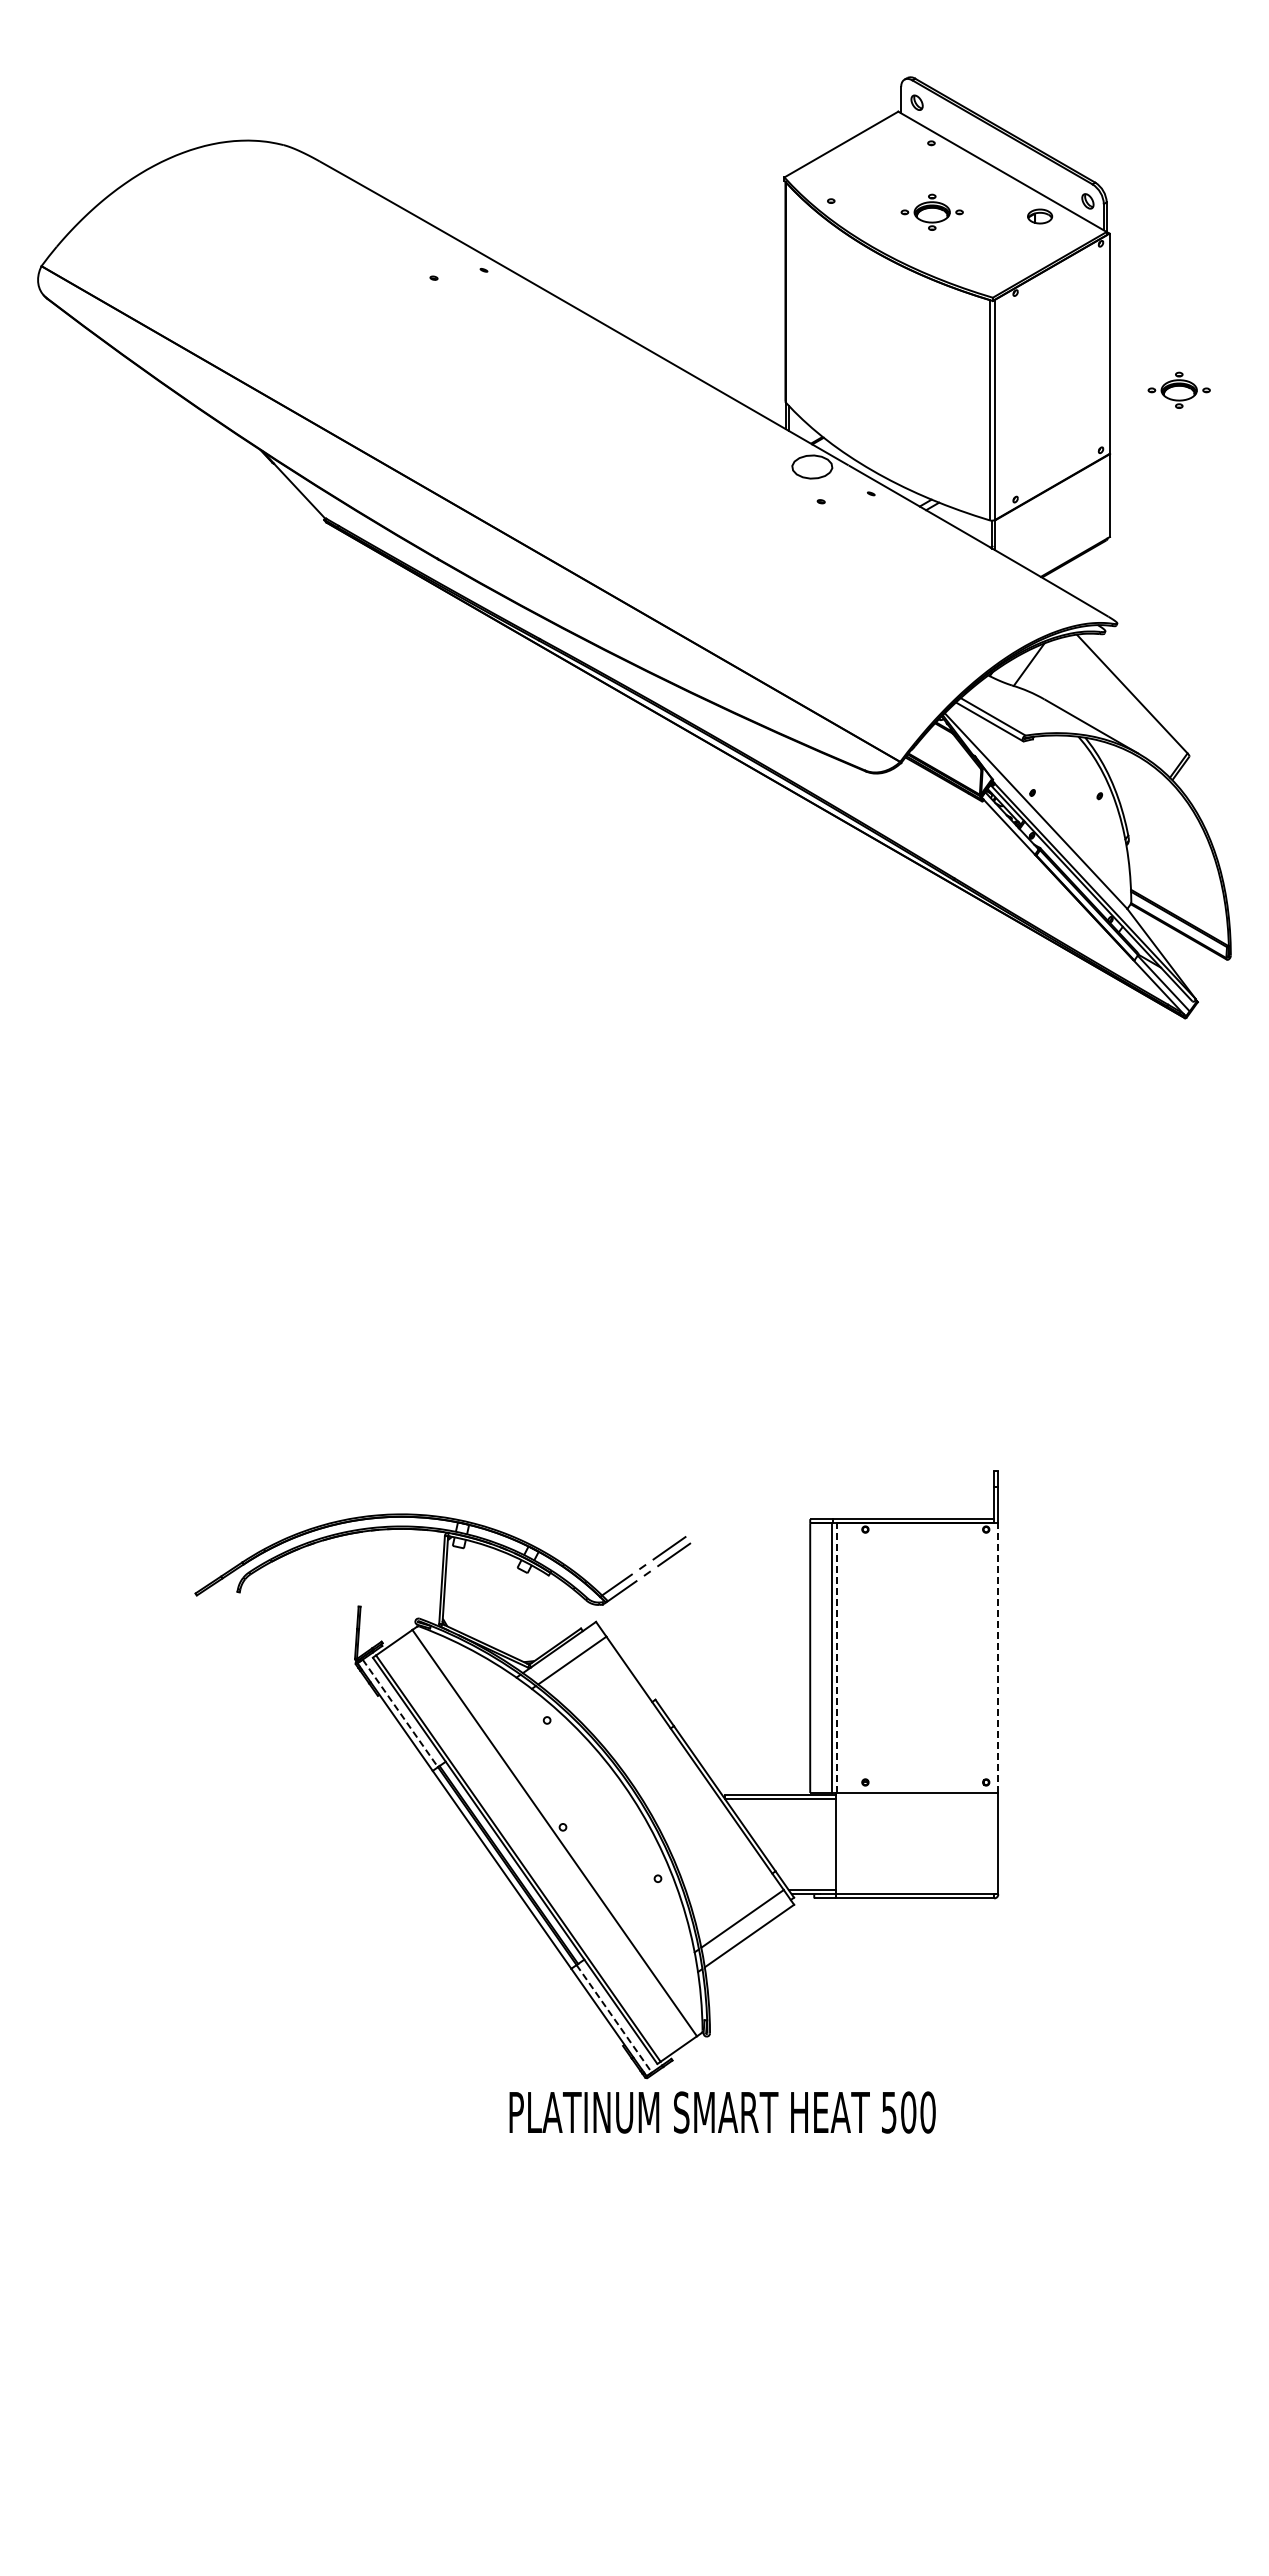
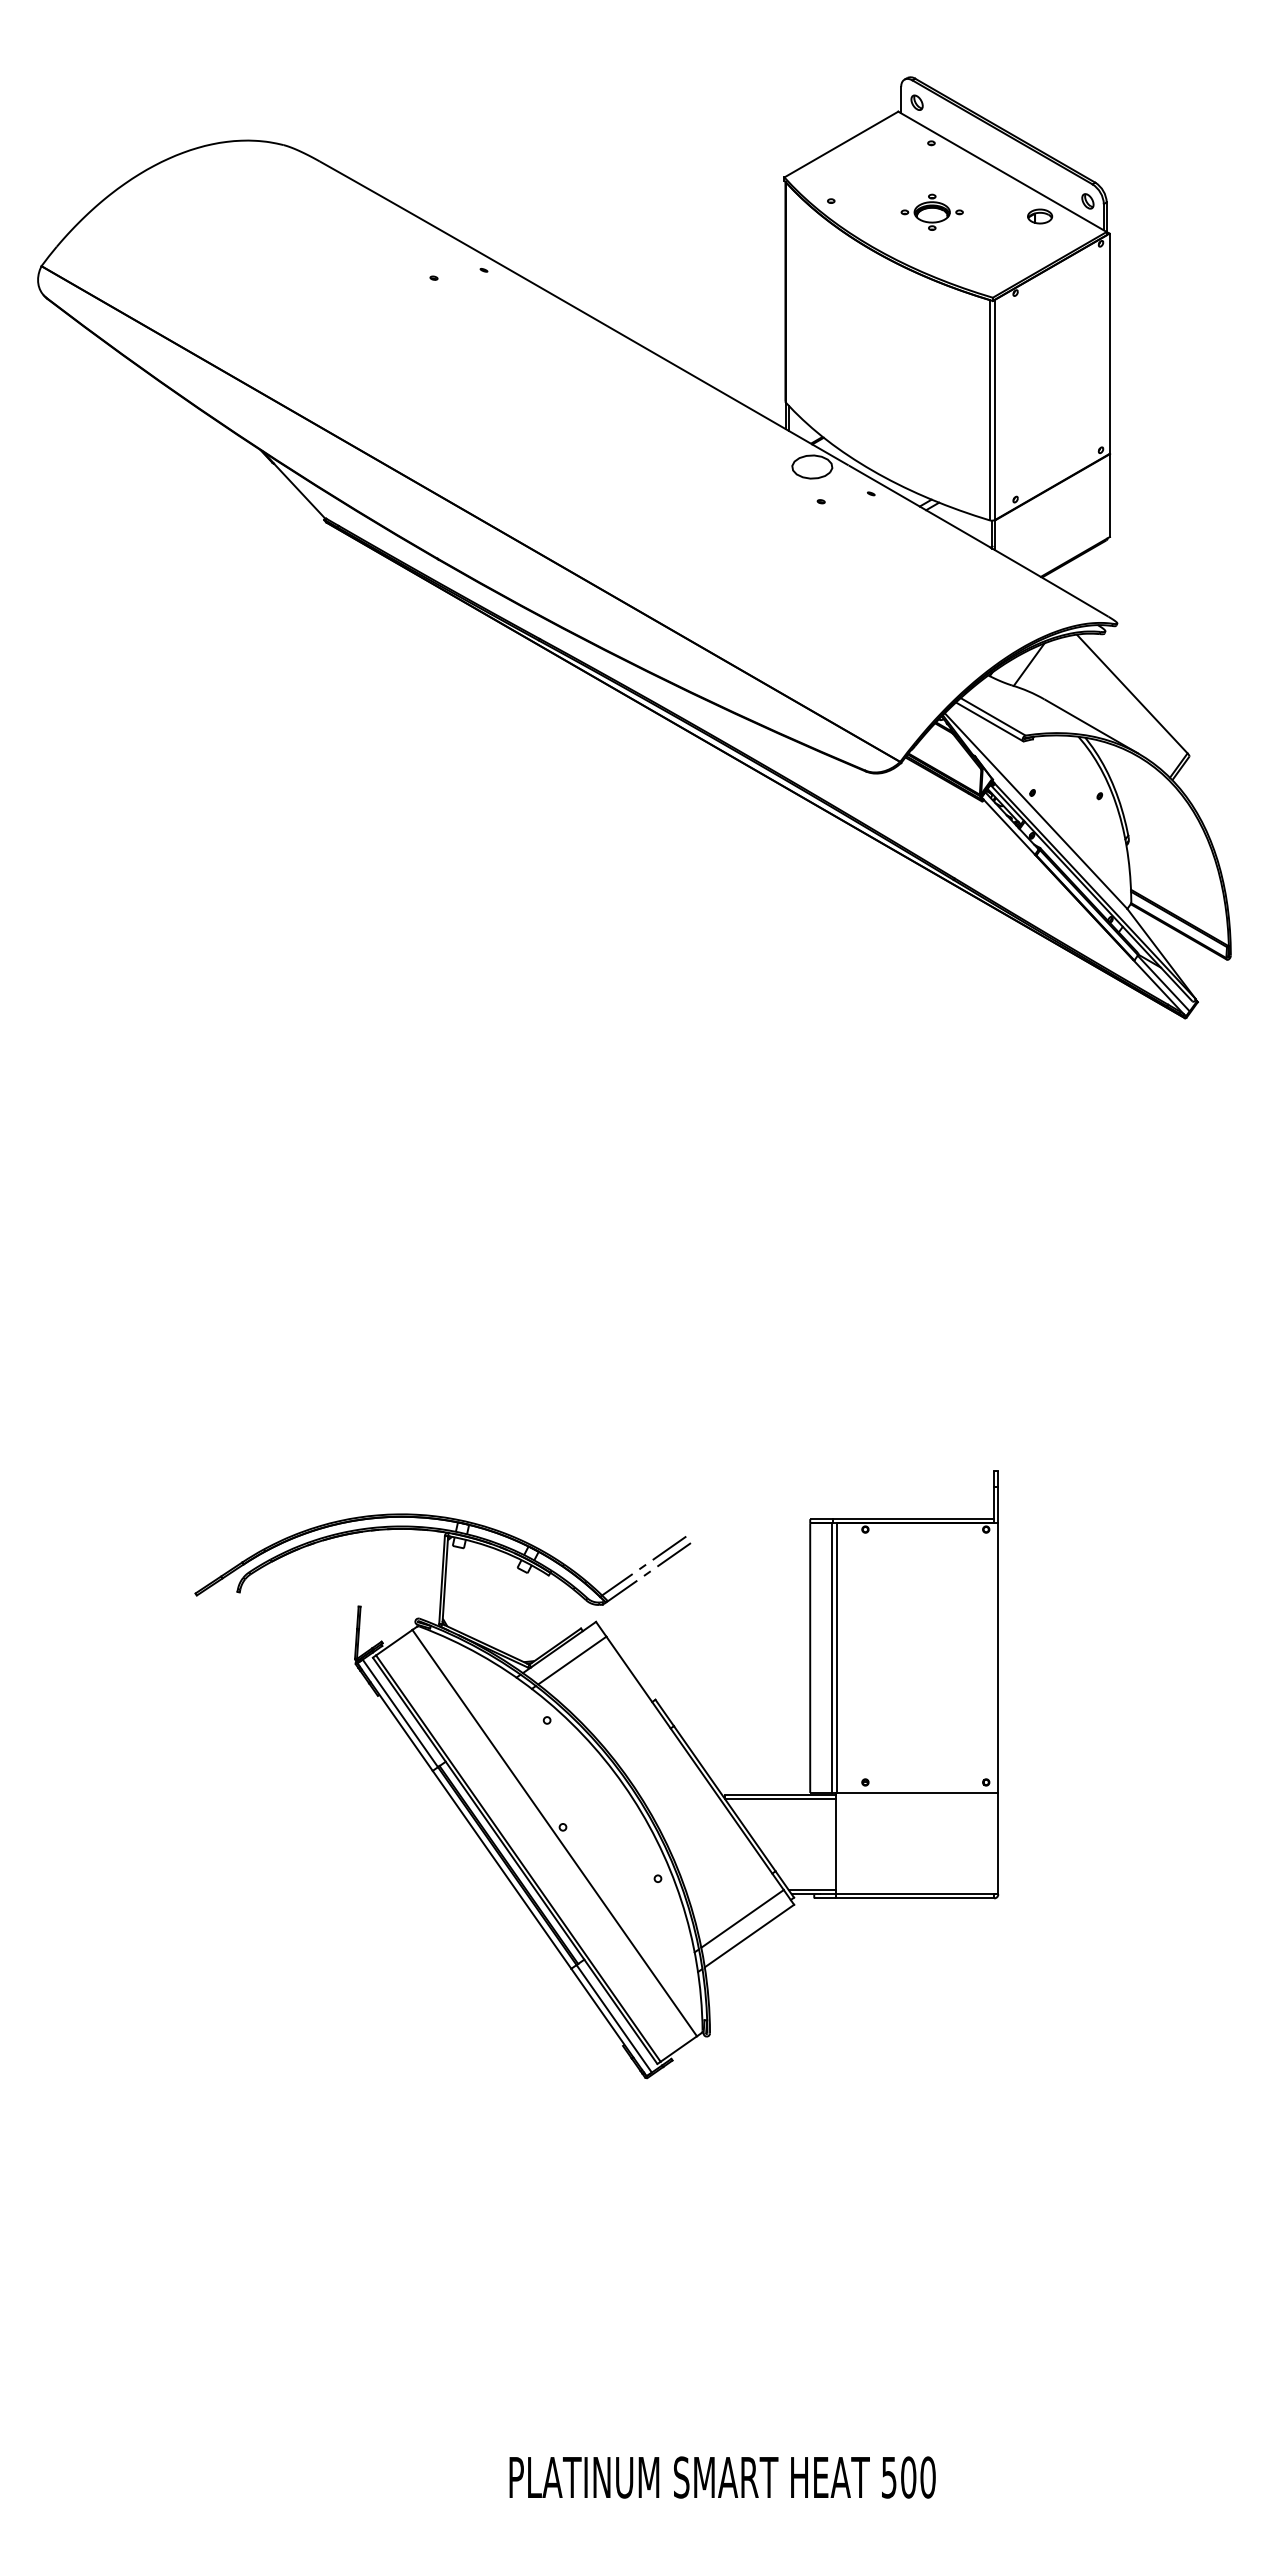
part: present -> none (1178, 389)
line: dashed -> solid (836, 1658)
line: dashed -> solid (998, 1658)
line: dashed -> solid (400, 1713)
line: dashed -> solid (614, 2018)
text position: (722, 2112) -> (722, 2477) (722, 2477)
